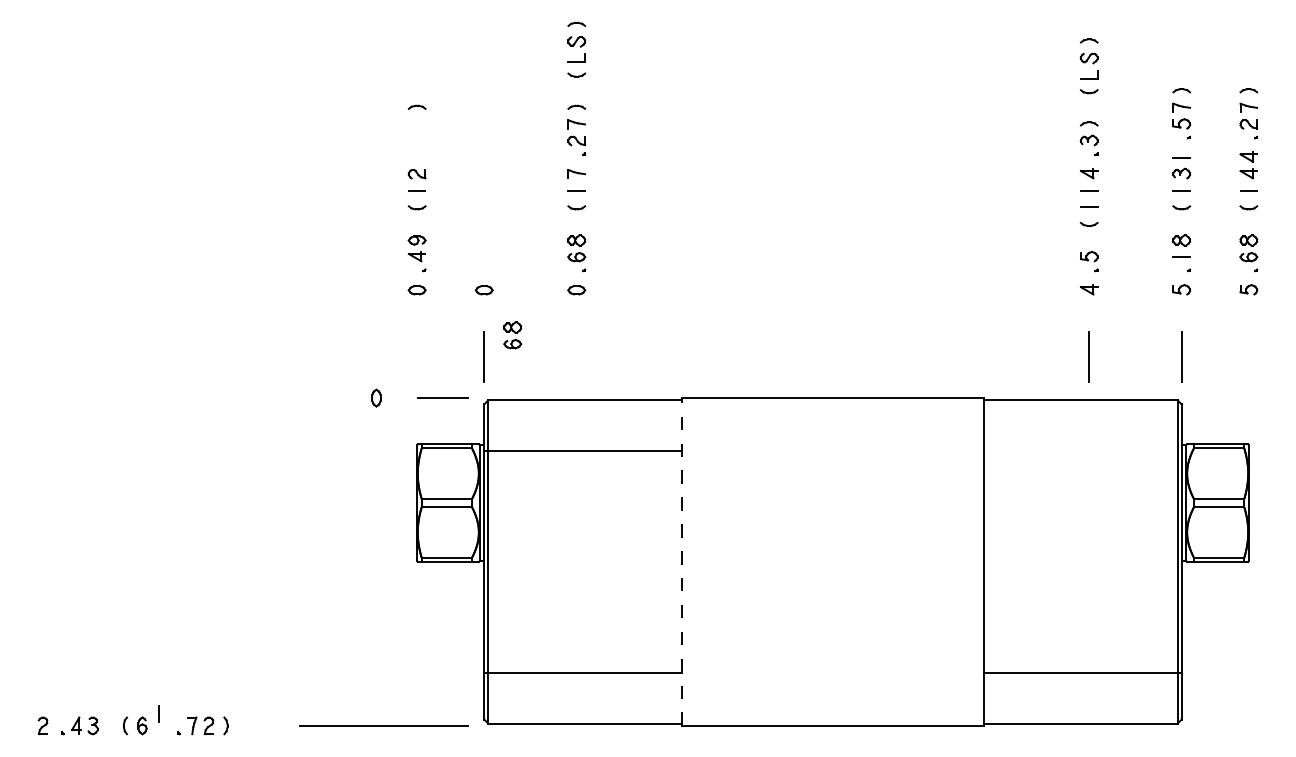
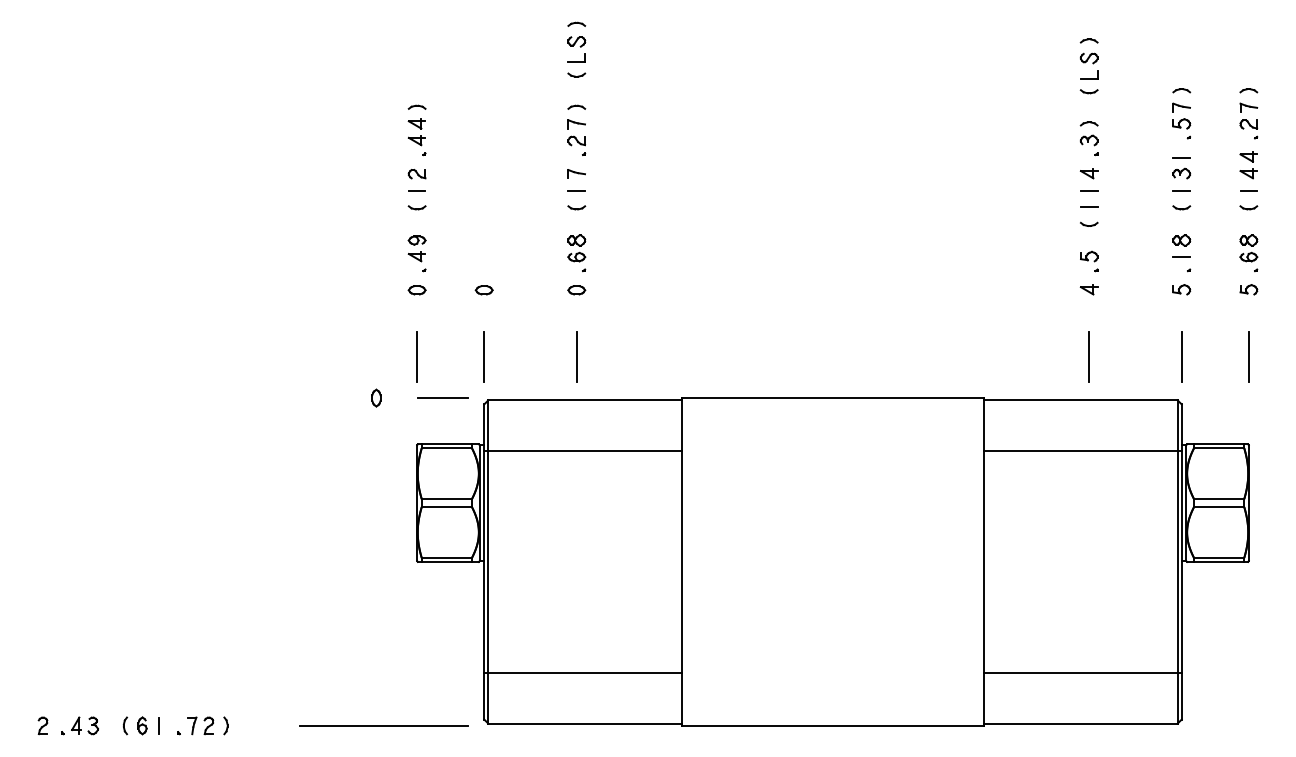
part: none -> present (416, 137)
part: present -> none (512, 335)
line: none -> present (416, 356)
line: none -> present (576, 356)
line: none -> present (1248, 356)
line: none -> present (1082, 450)
line: dashed -> solid (681, 561)
line position: (158, 713) -> (158, 725) (158, 725)
